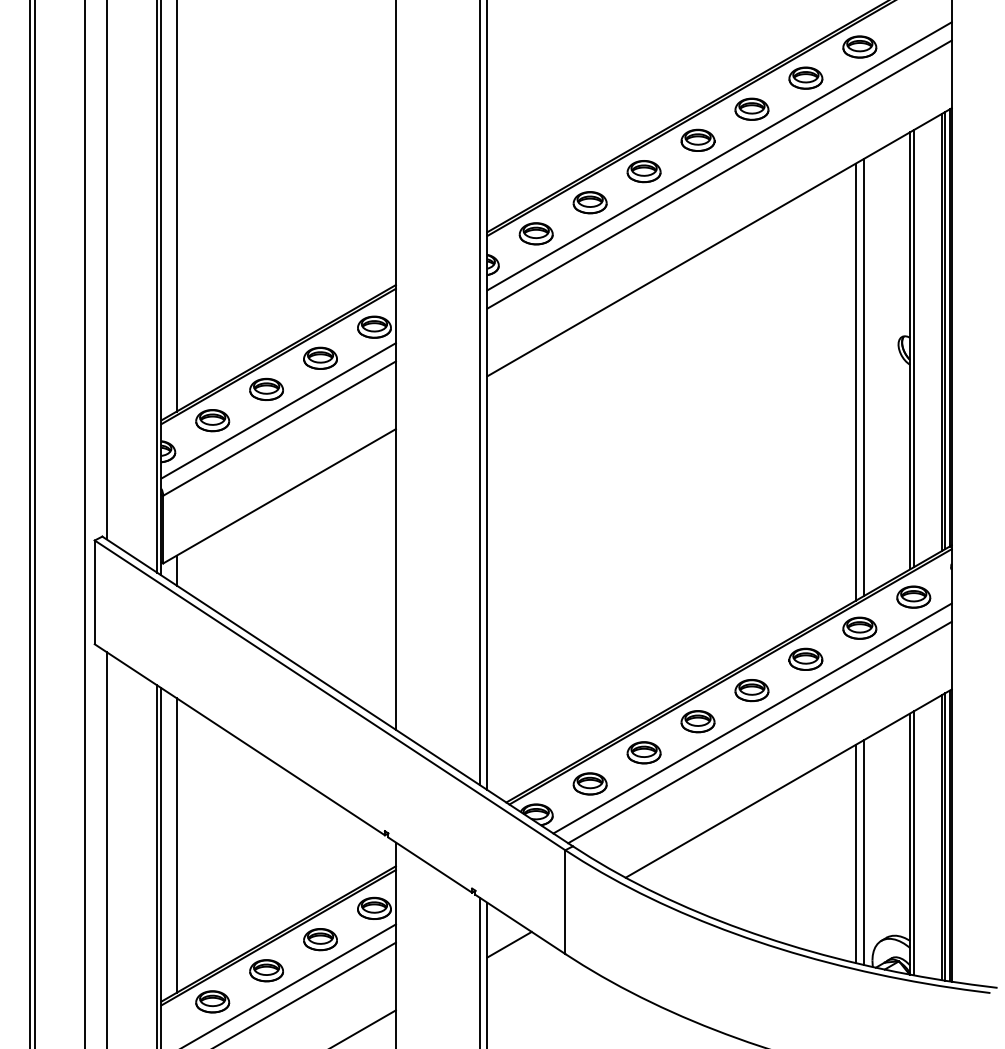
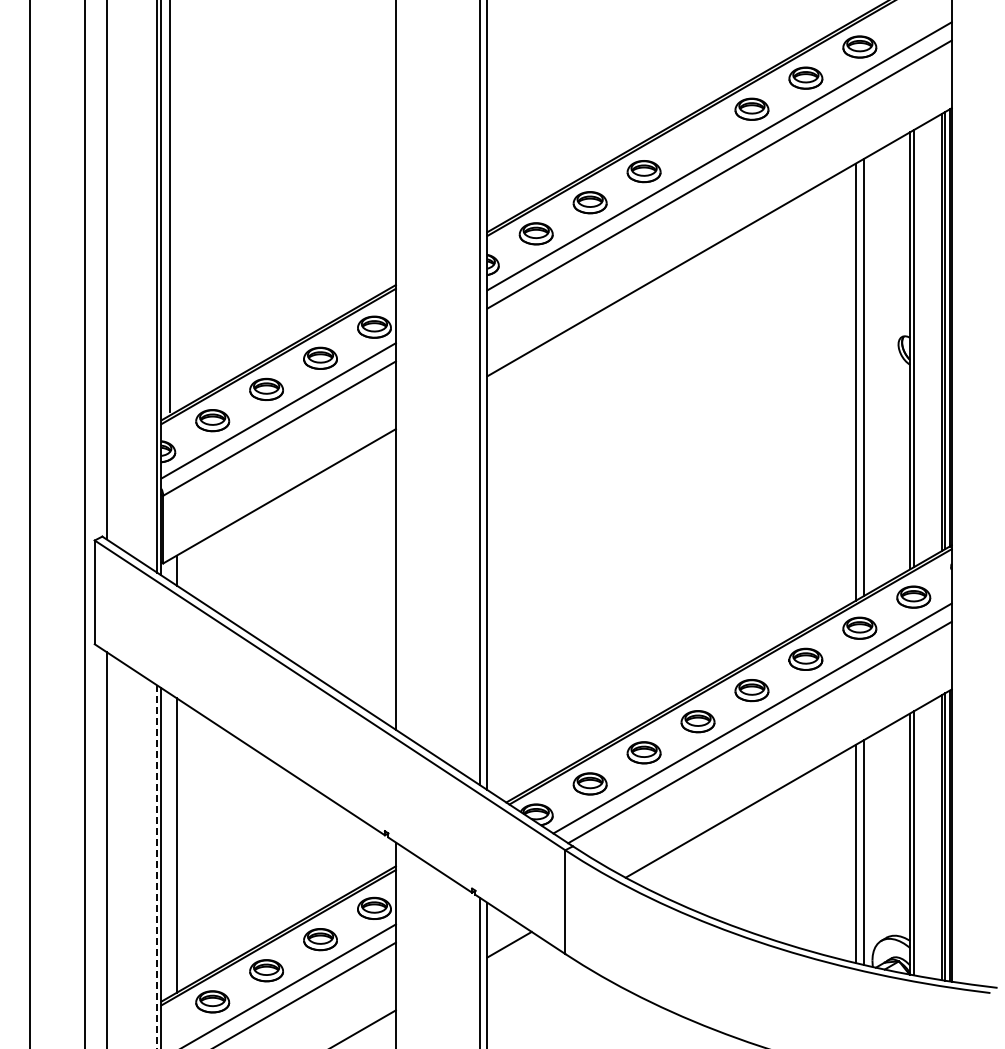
part: present -> none (697, 139)
line position: (176, 206) -> (169, 206) (169, 206)
line: present -> none (34, 523)
line: solid -> dashed (156, 867)
